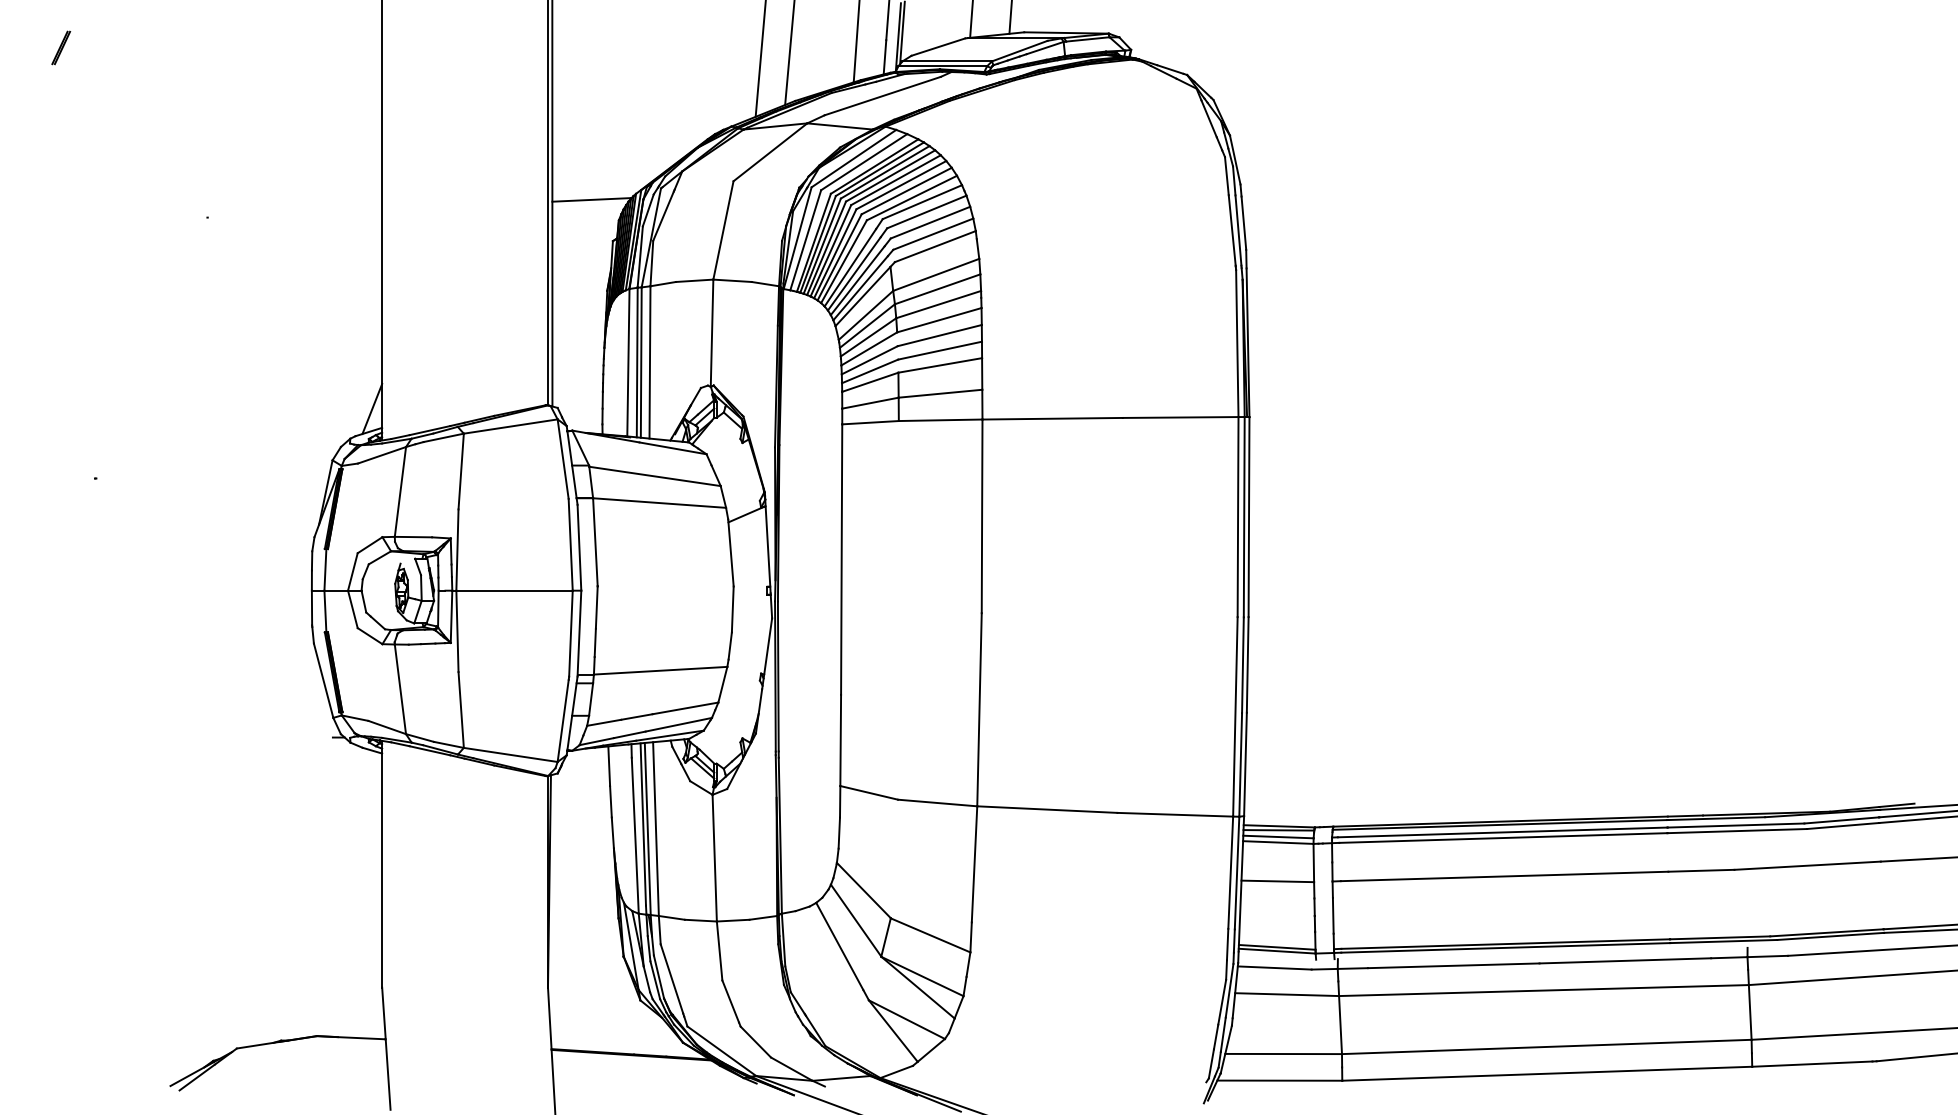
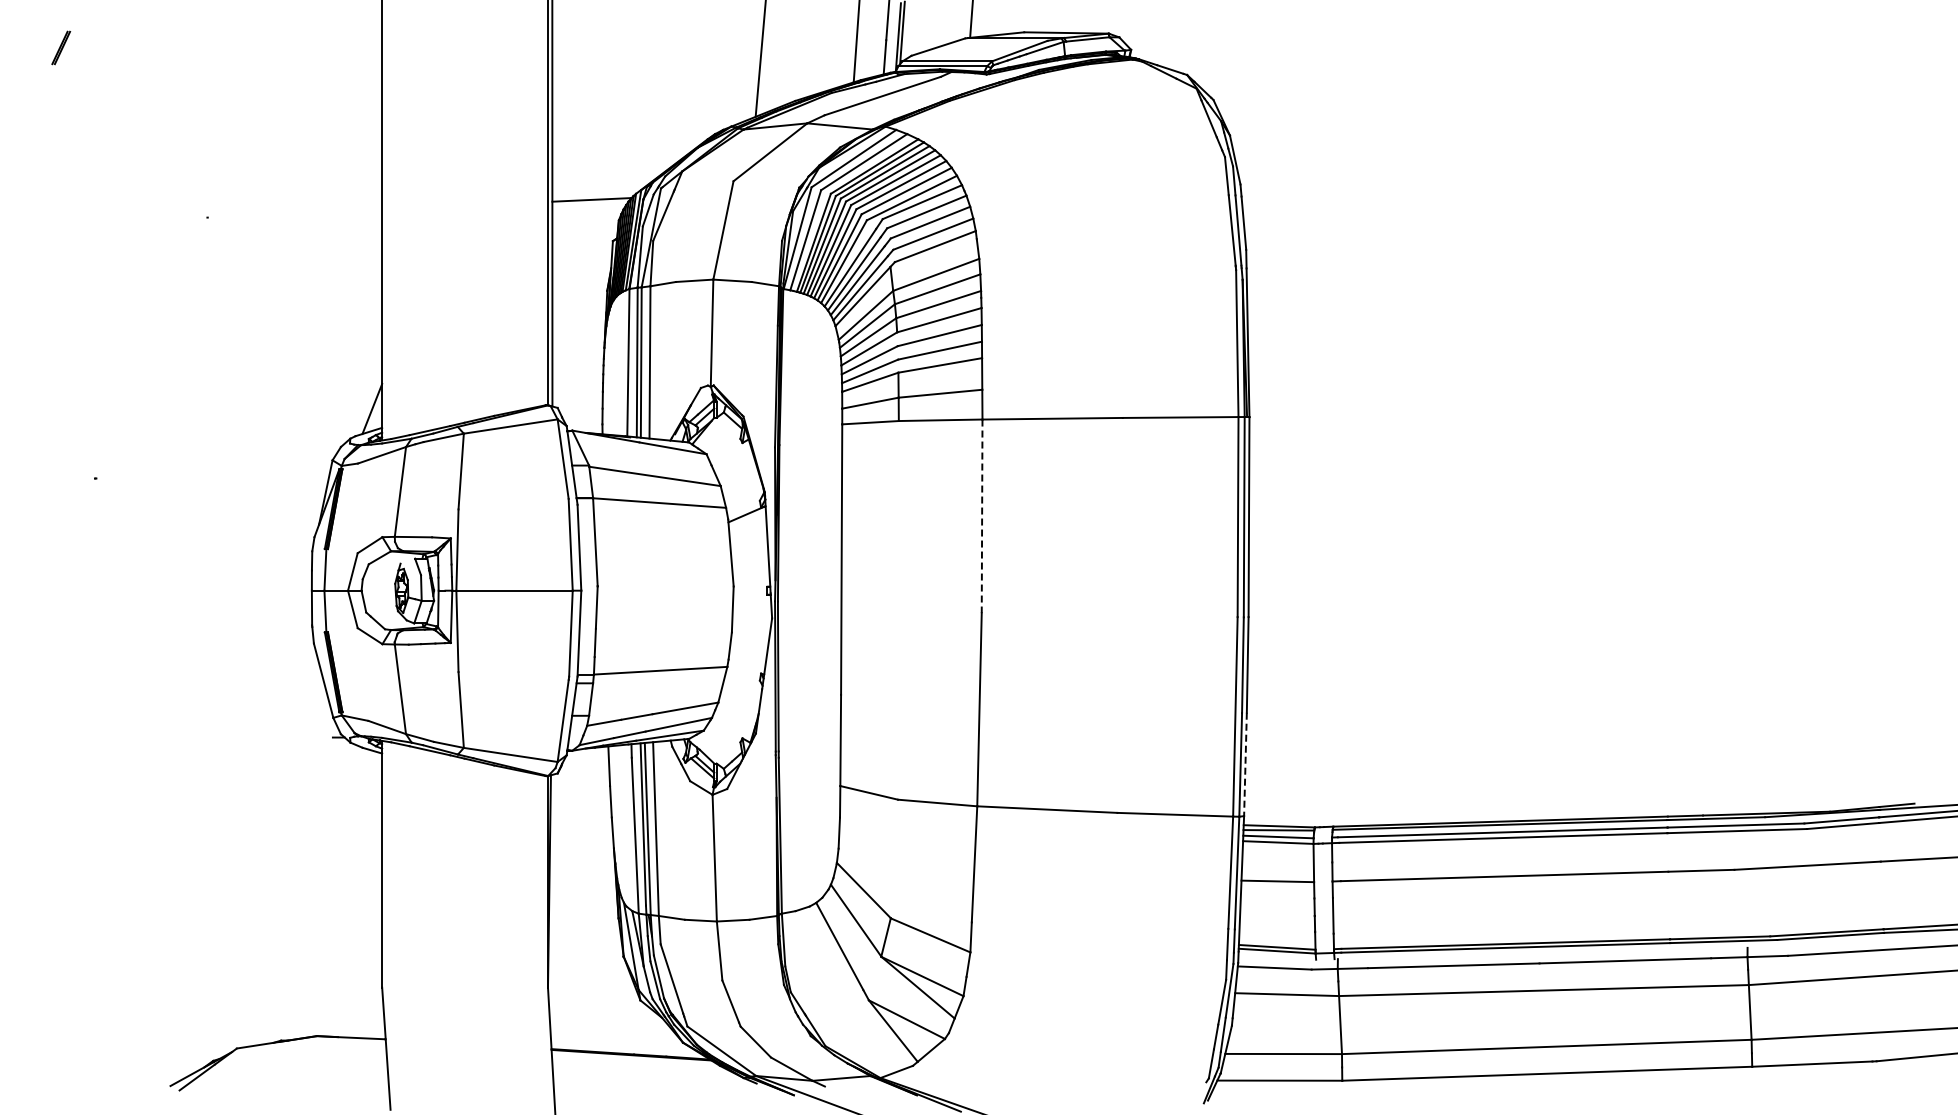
line: present -> none (1010, 17)
line: present -> none (789, 53)
line: solid -> dashed (982, 516)
line: solid -> dashed (1245, 764)
